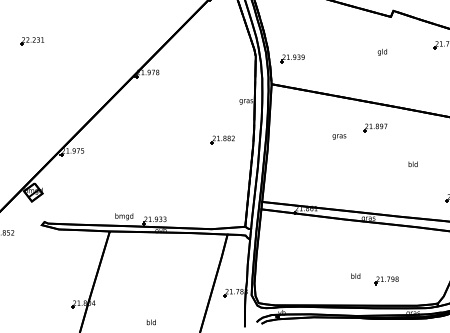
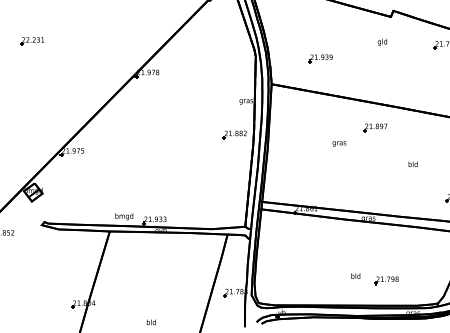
text position: (381, 52) -> (381, 42) (381, 42)
part position: (292, 58) -> (320, 58) (320, 58)
text position: (339, 136) -> (339, 143) (339, 143)
part position: (222, 139) -> (234, 134) (234, 134)
